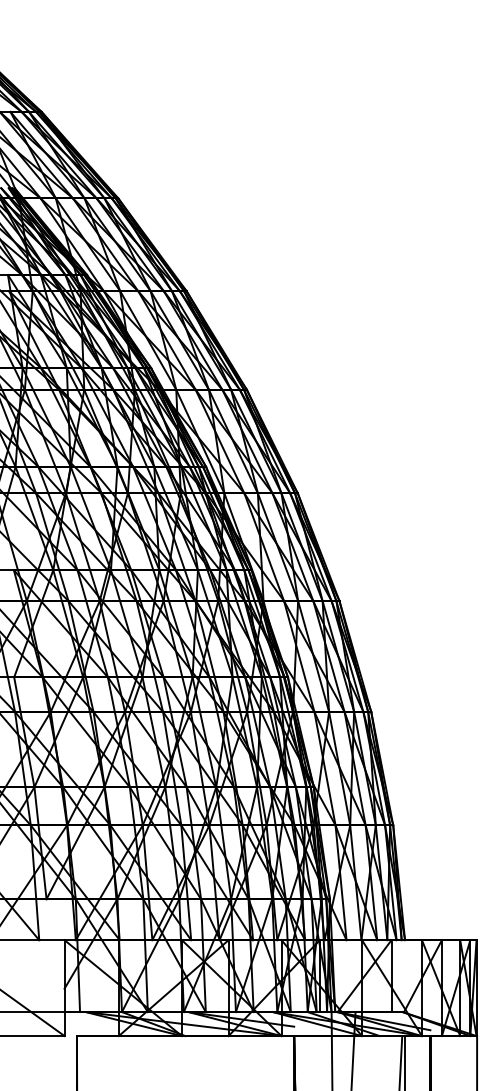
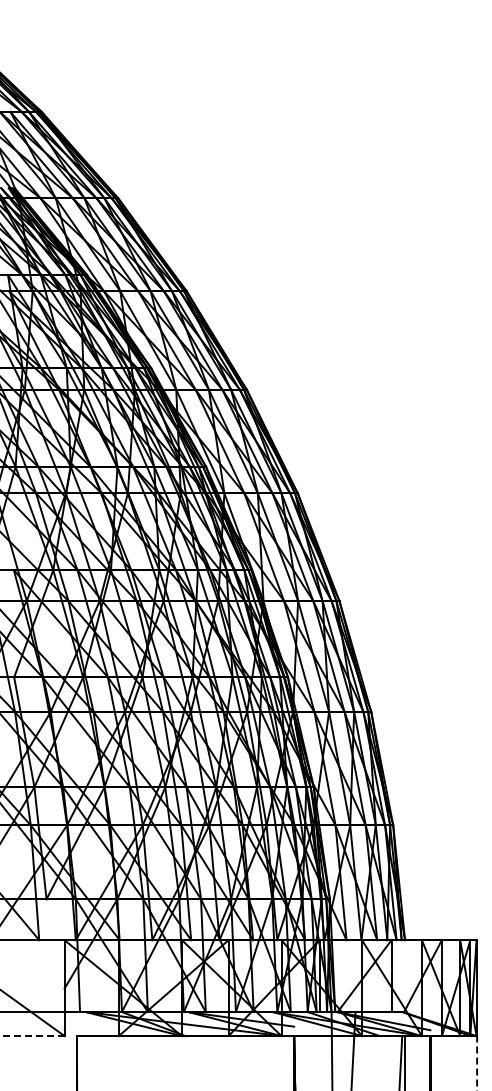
line: solid -> dashed (32, 1036)
line: solid -> dashed (477, 1063)
